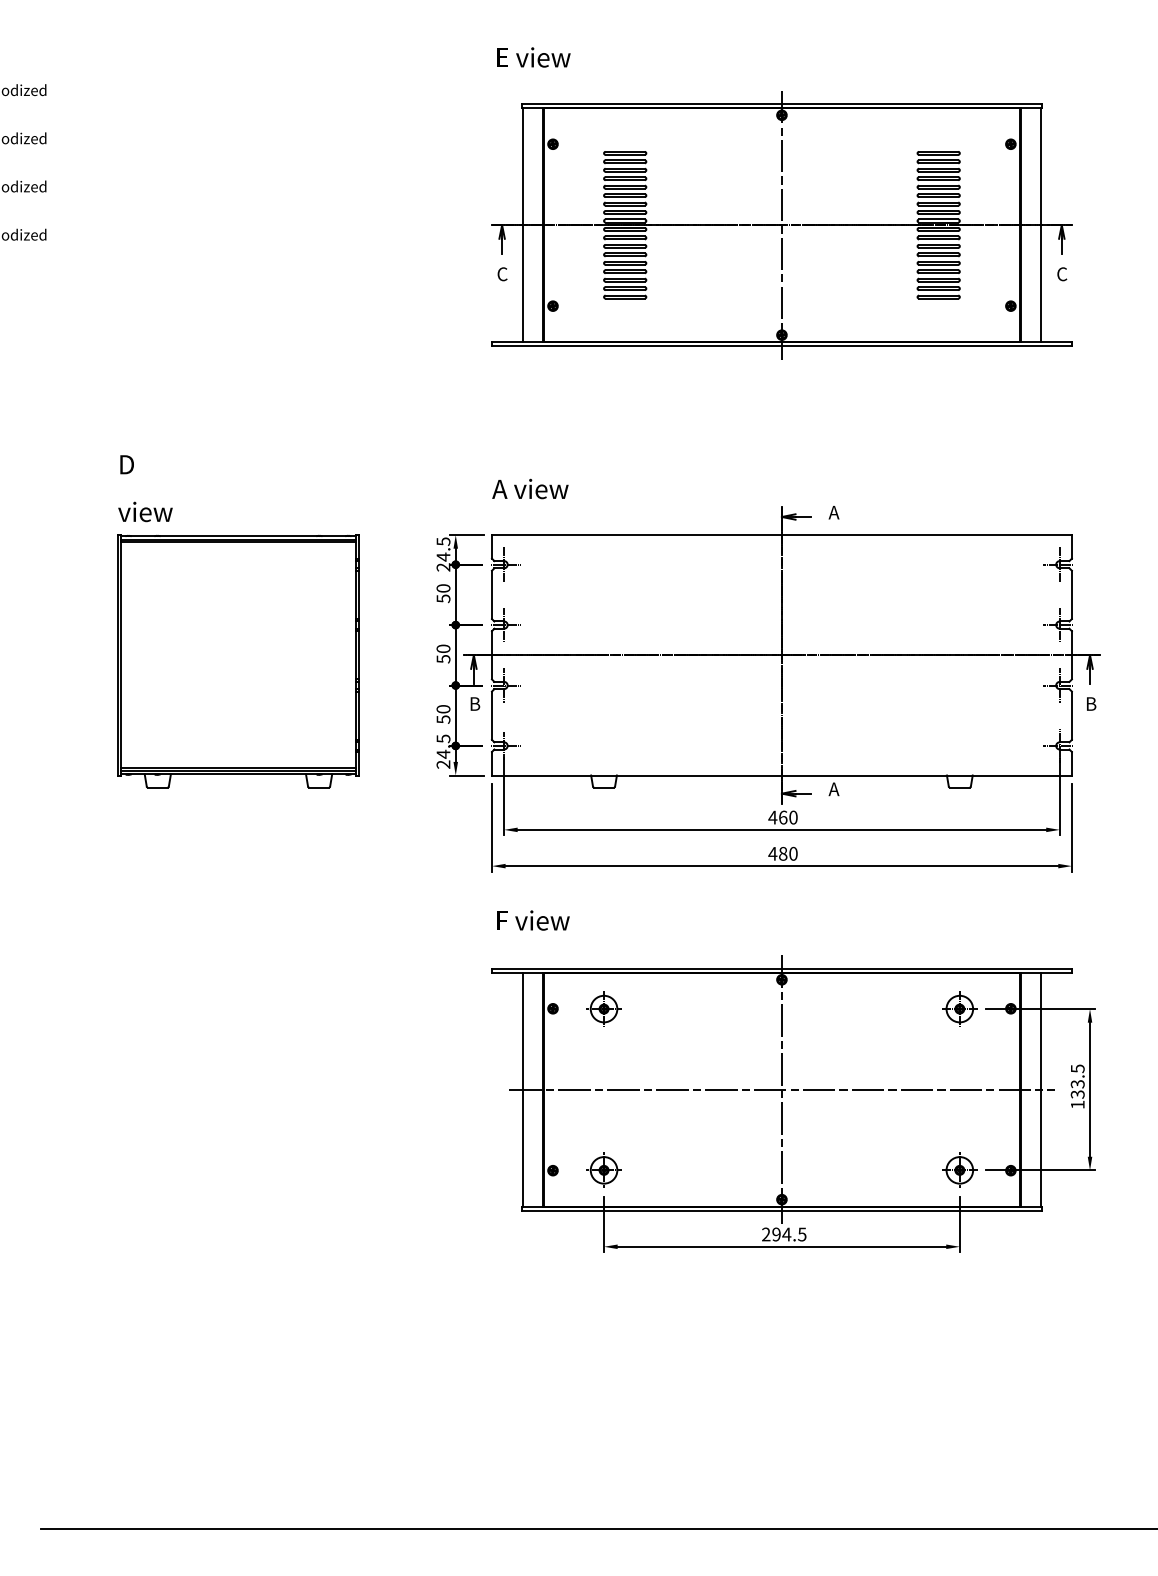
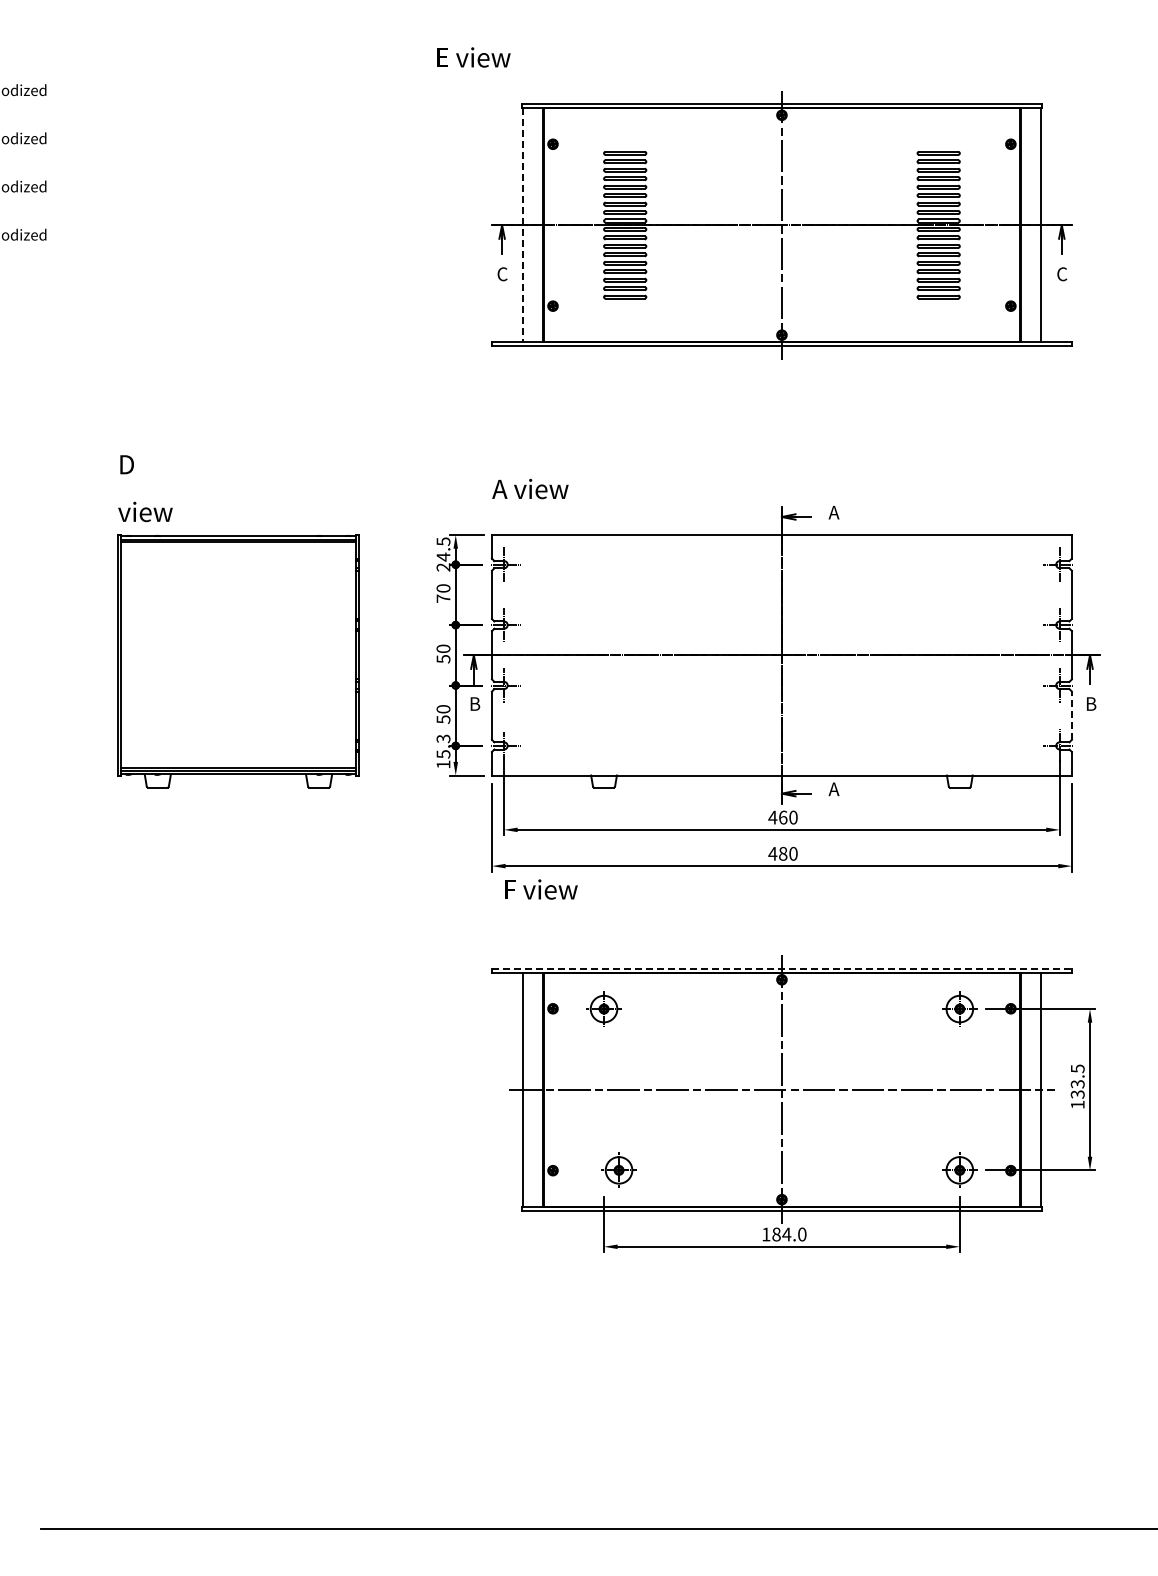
text position: (533, 57) -> (473, 57) (473, 57)
line: solid -> dashed (522, 225)
text: 50 -> 70 (443, 598)
line: solid -> dashed (1071, 715)
text: 24.5 -> 15.3 (443, 751)
text position: (533, 920) -> (541, 889) (541, 889)
line: solid -> dashed (781, 968)
part position: (603, 1169) -> (618, 1169) (618, 1169)
text: 294.5 -> 184.0 (784, 1234)
